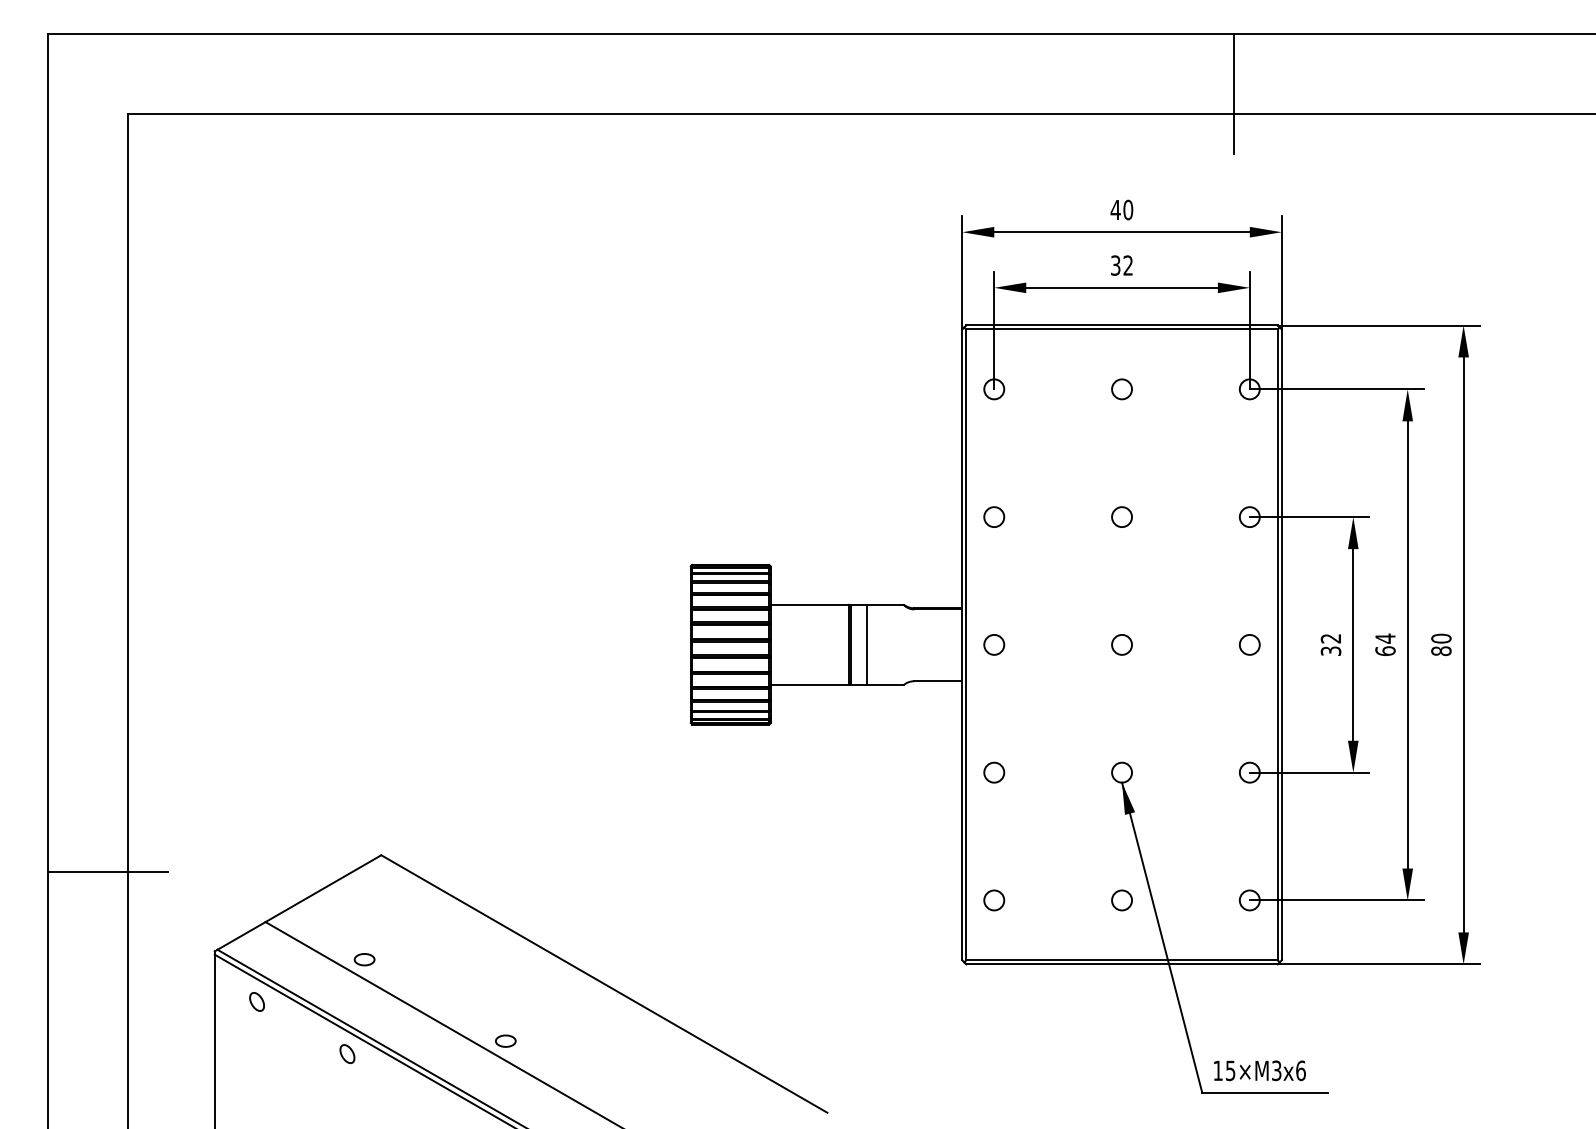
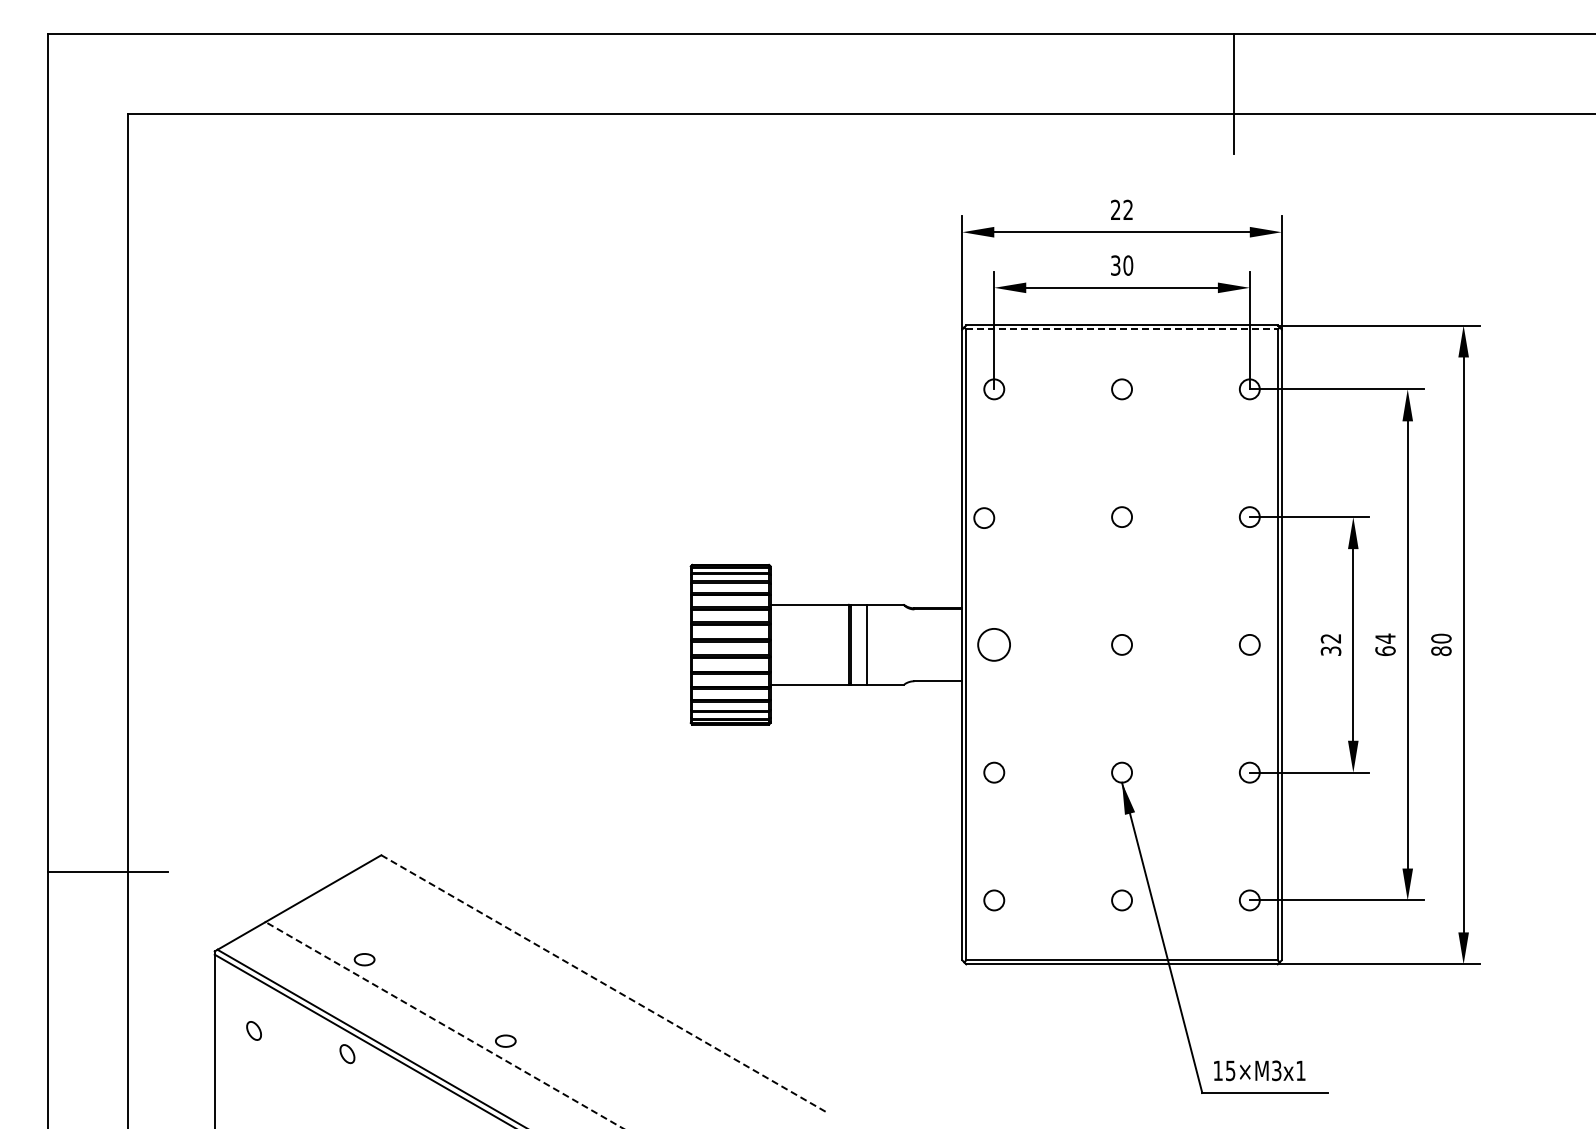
text: 40 -> 22 (1121, 209)
text: 32 -> 30 (1128, 265)
line: solid -> dashed (1122, 329)
circle position: (994, 516) -> (984, 517) (984, 517)
circle size: 23x22 px -> 34x34 px (993, 644)
line: solid -> dashed (604, 984)
part position: (256, 1001) -> (253, 1030) (253, 1030)
line: solid -> dashed (444, 1025)
text: 6 -> 1 (1300, 1070)
